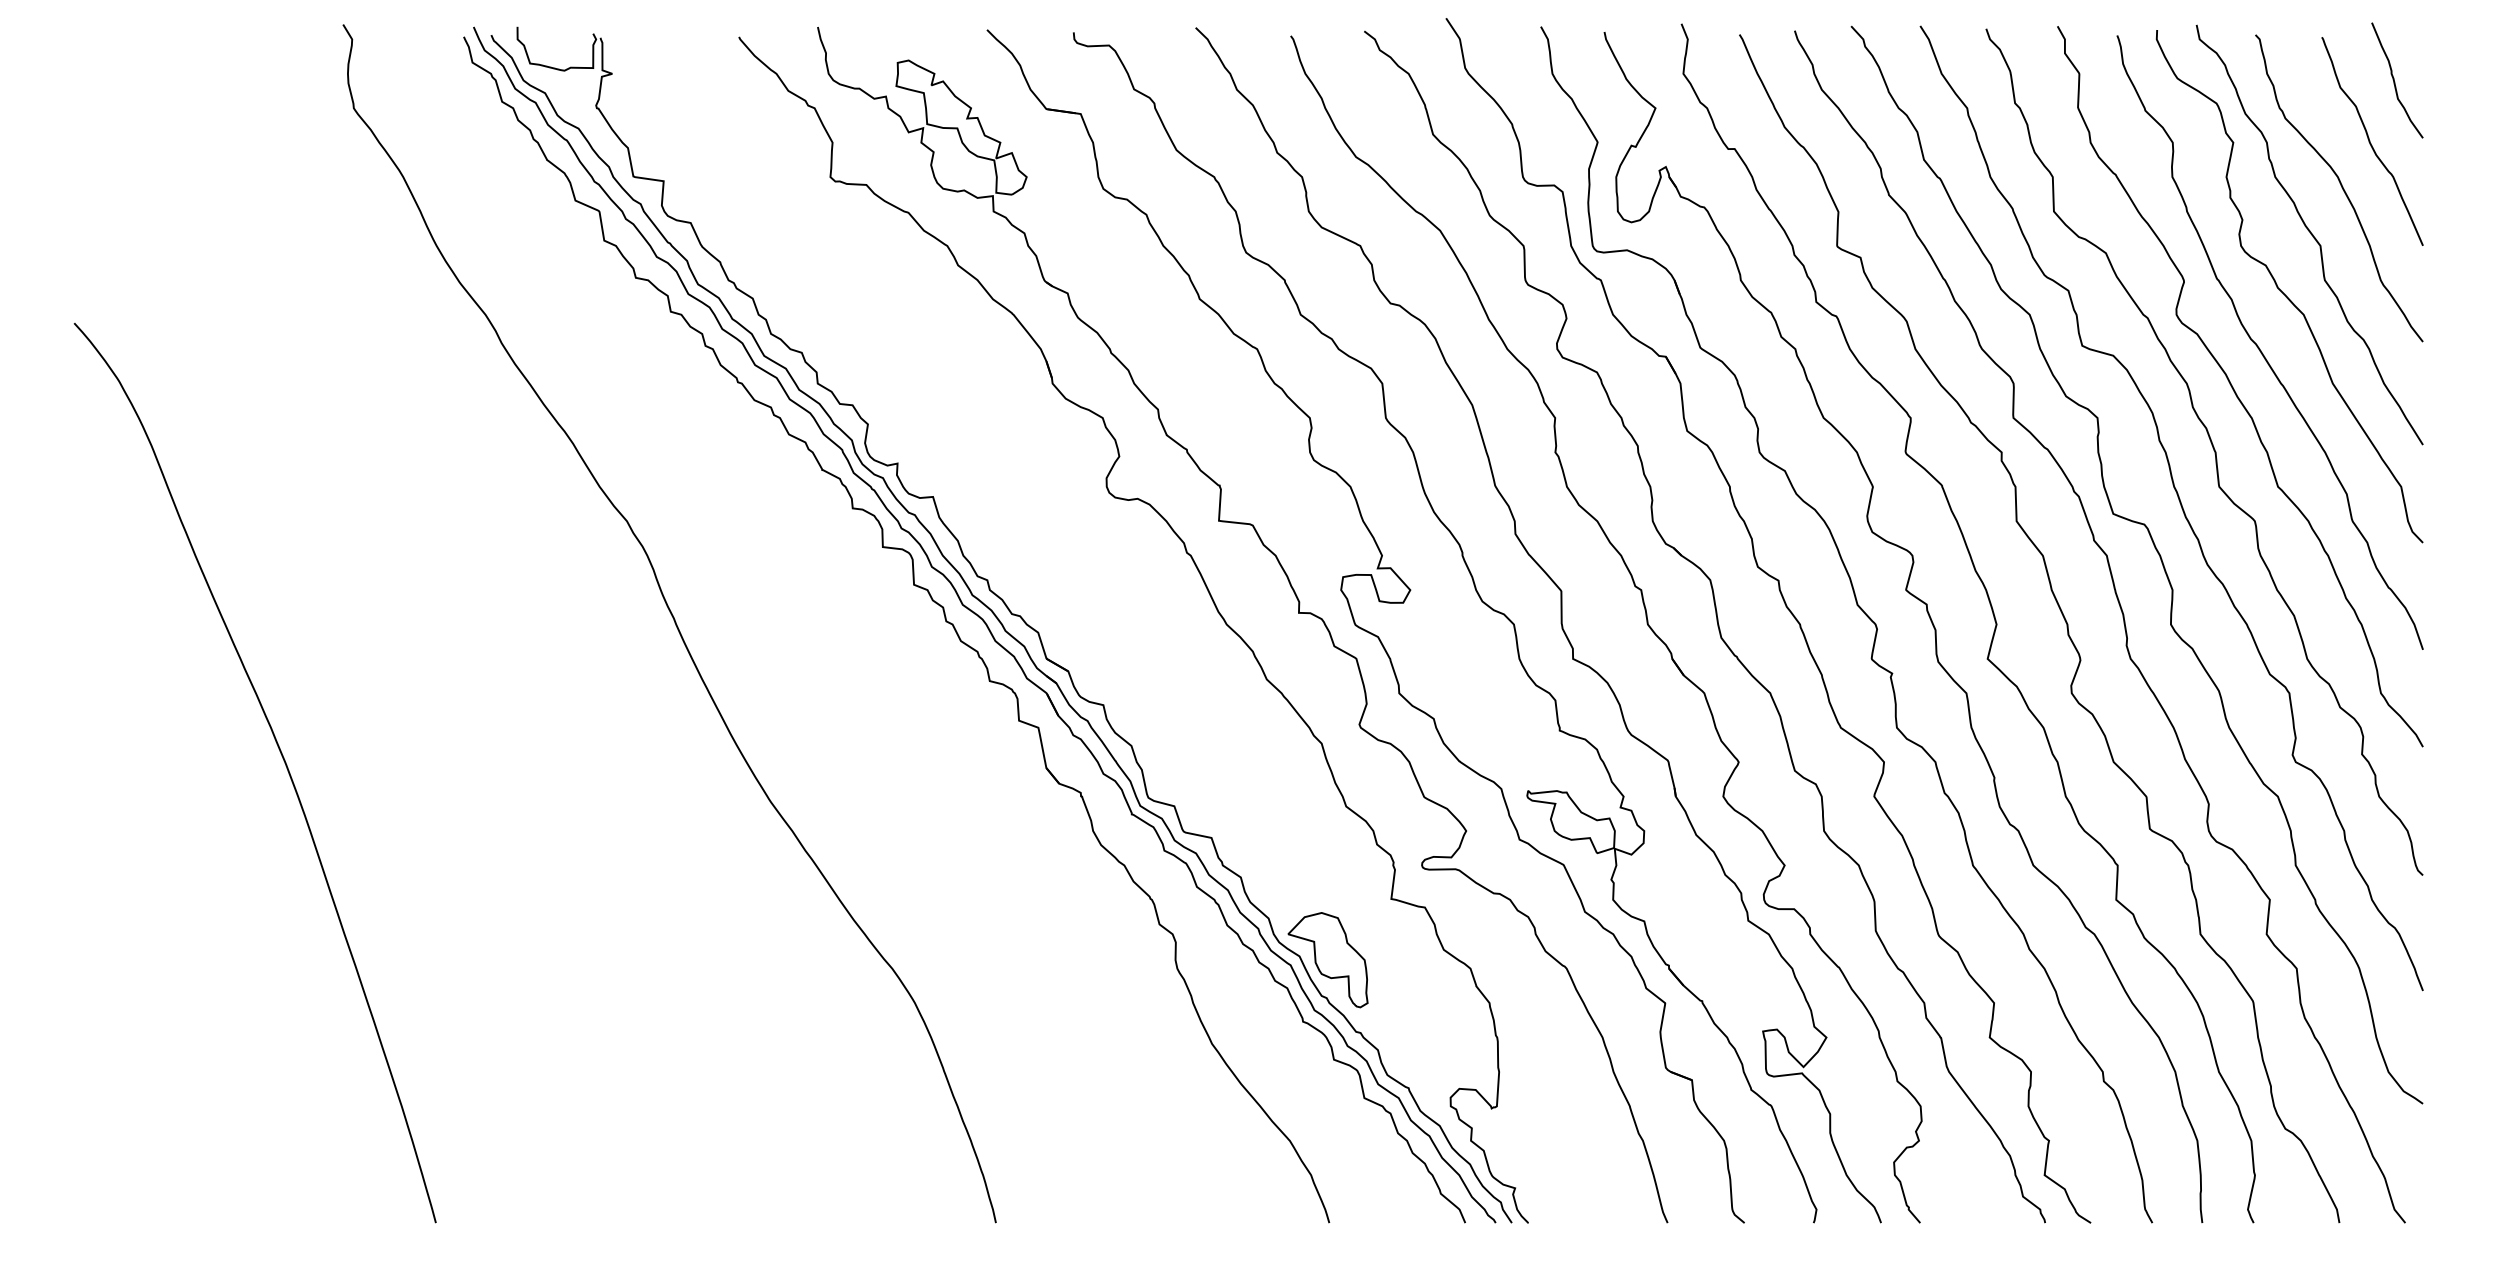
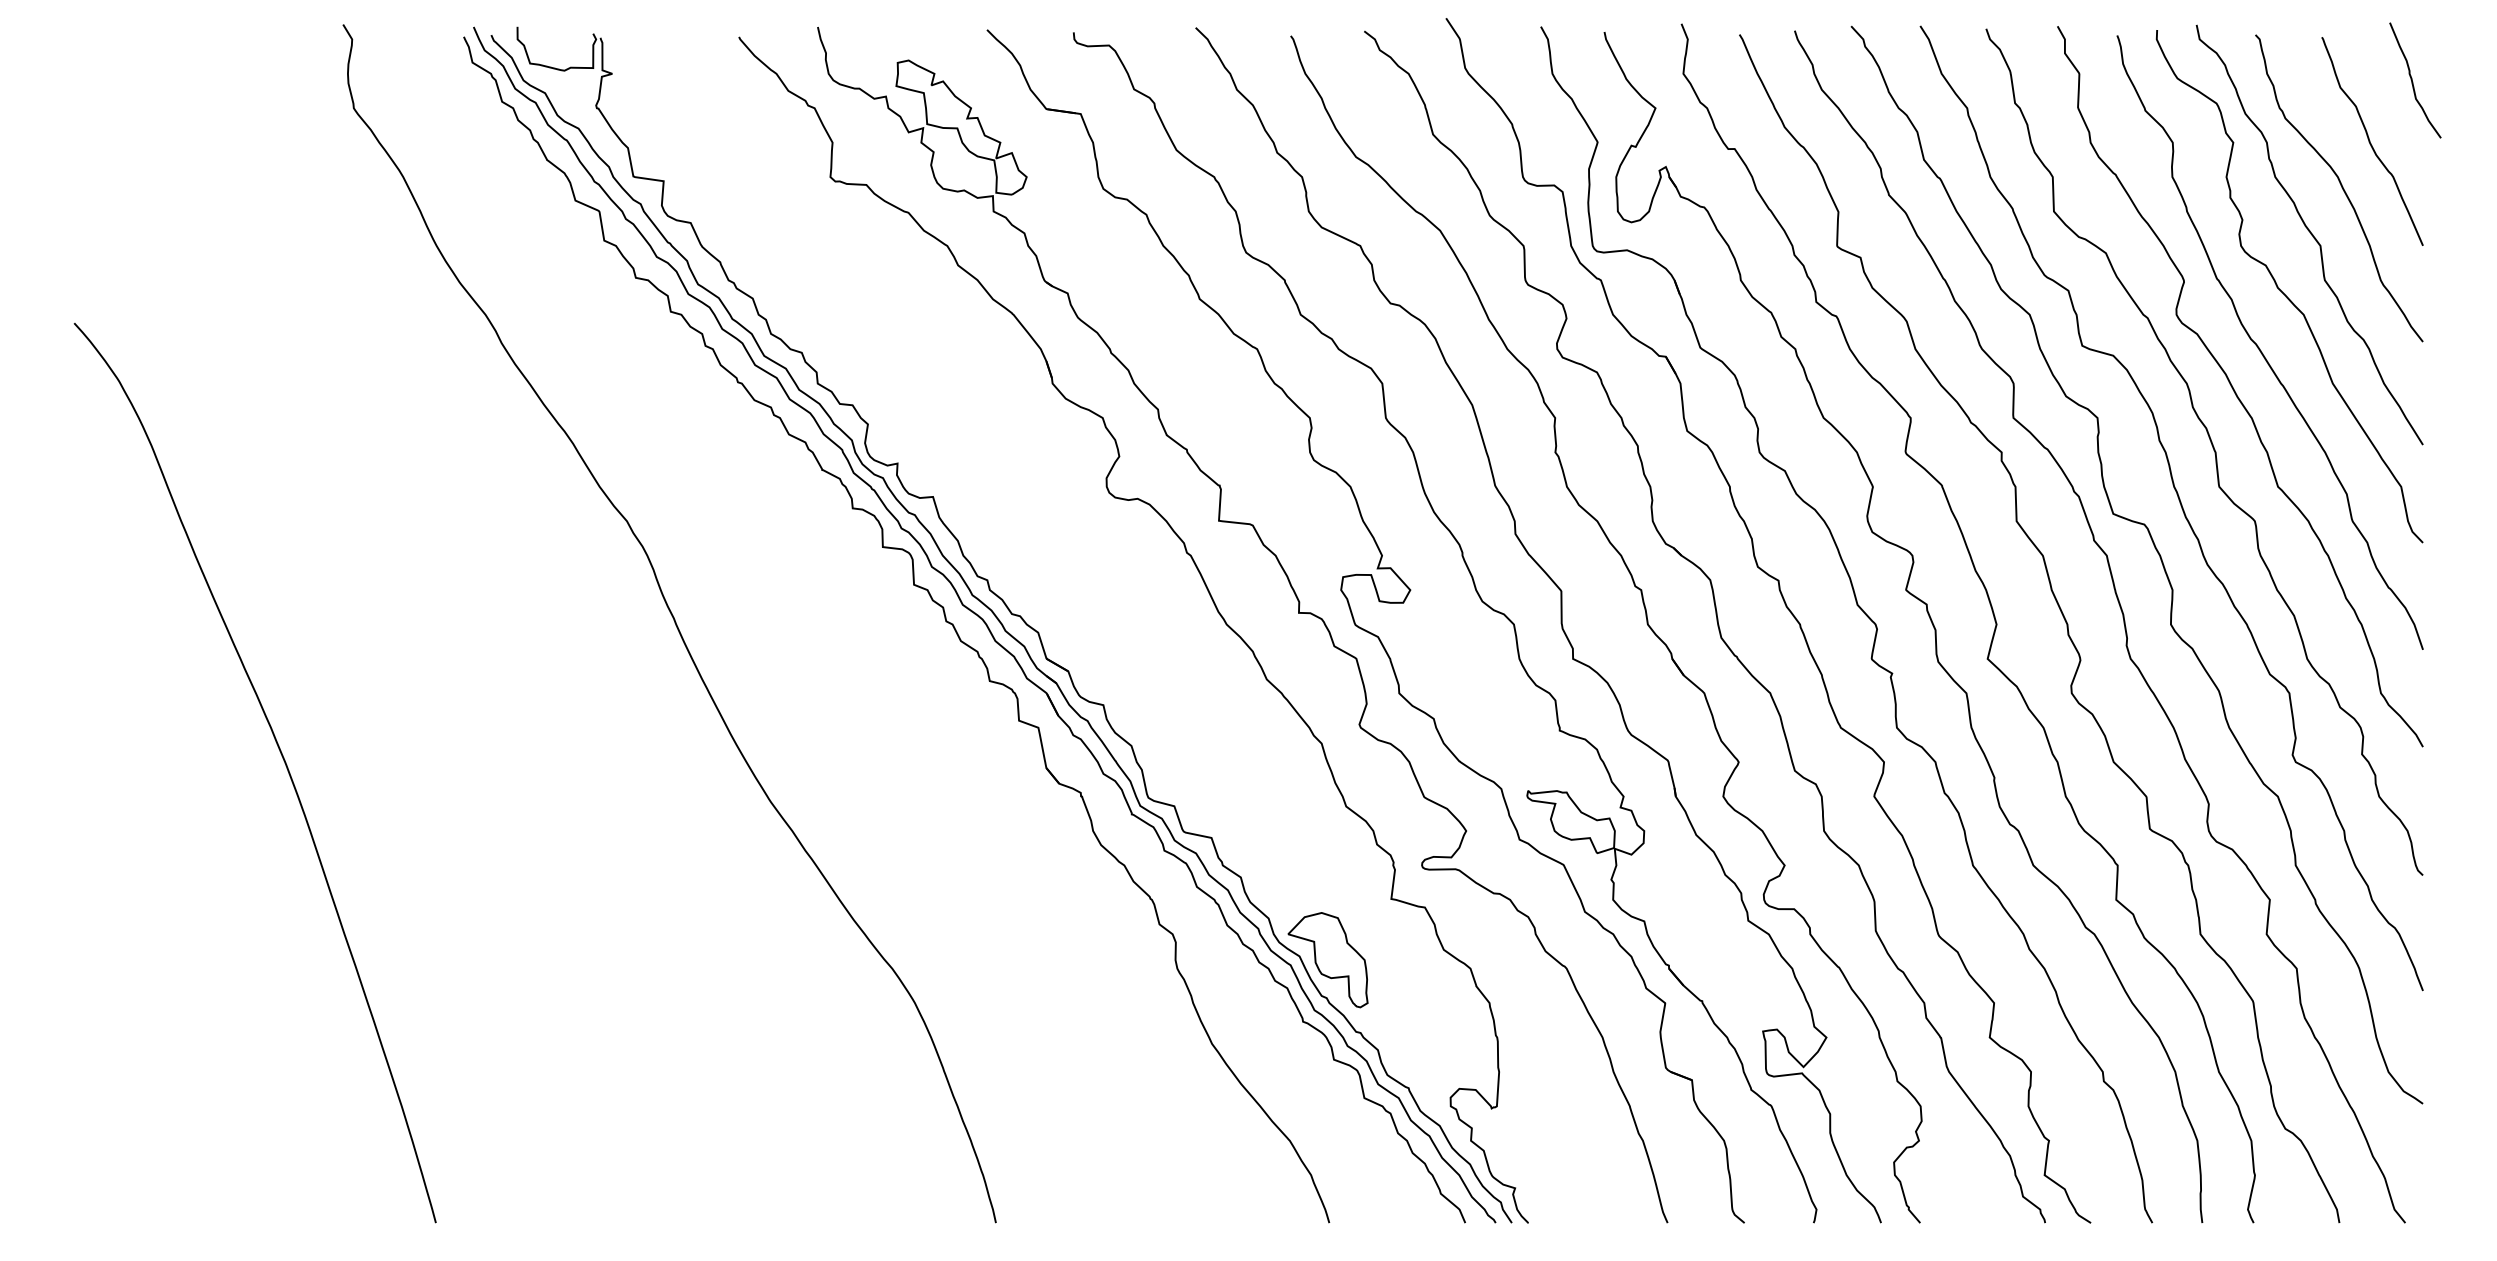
curve position: (2395, 82) -> (2413, 82) (2413, 82)
